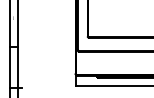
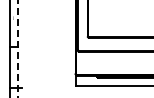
line: solid -> dashed (18, 49)
